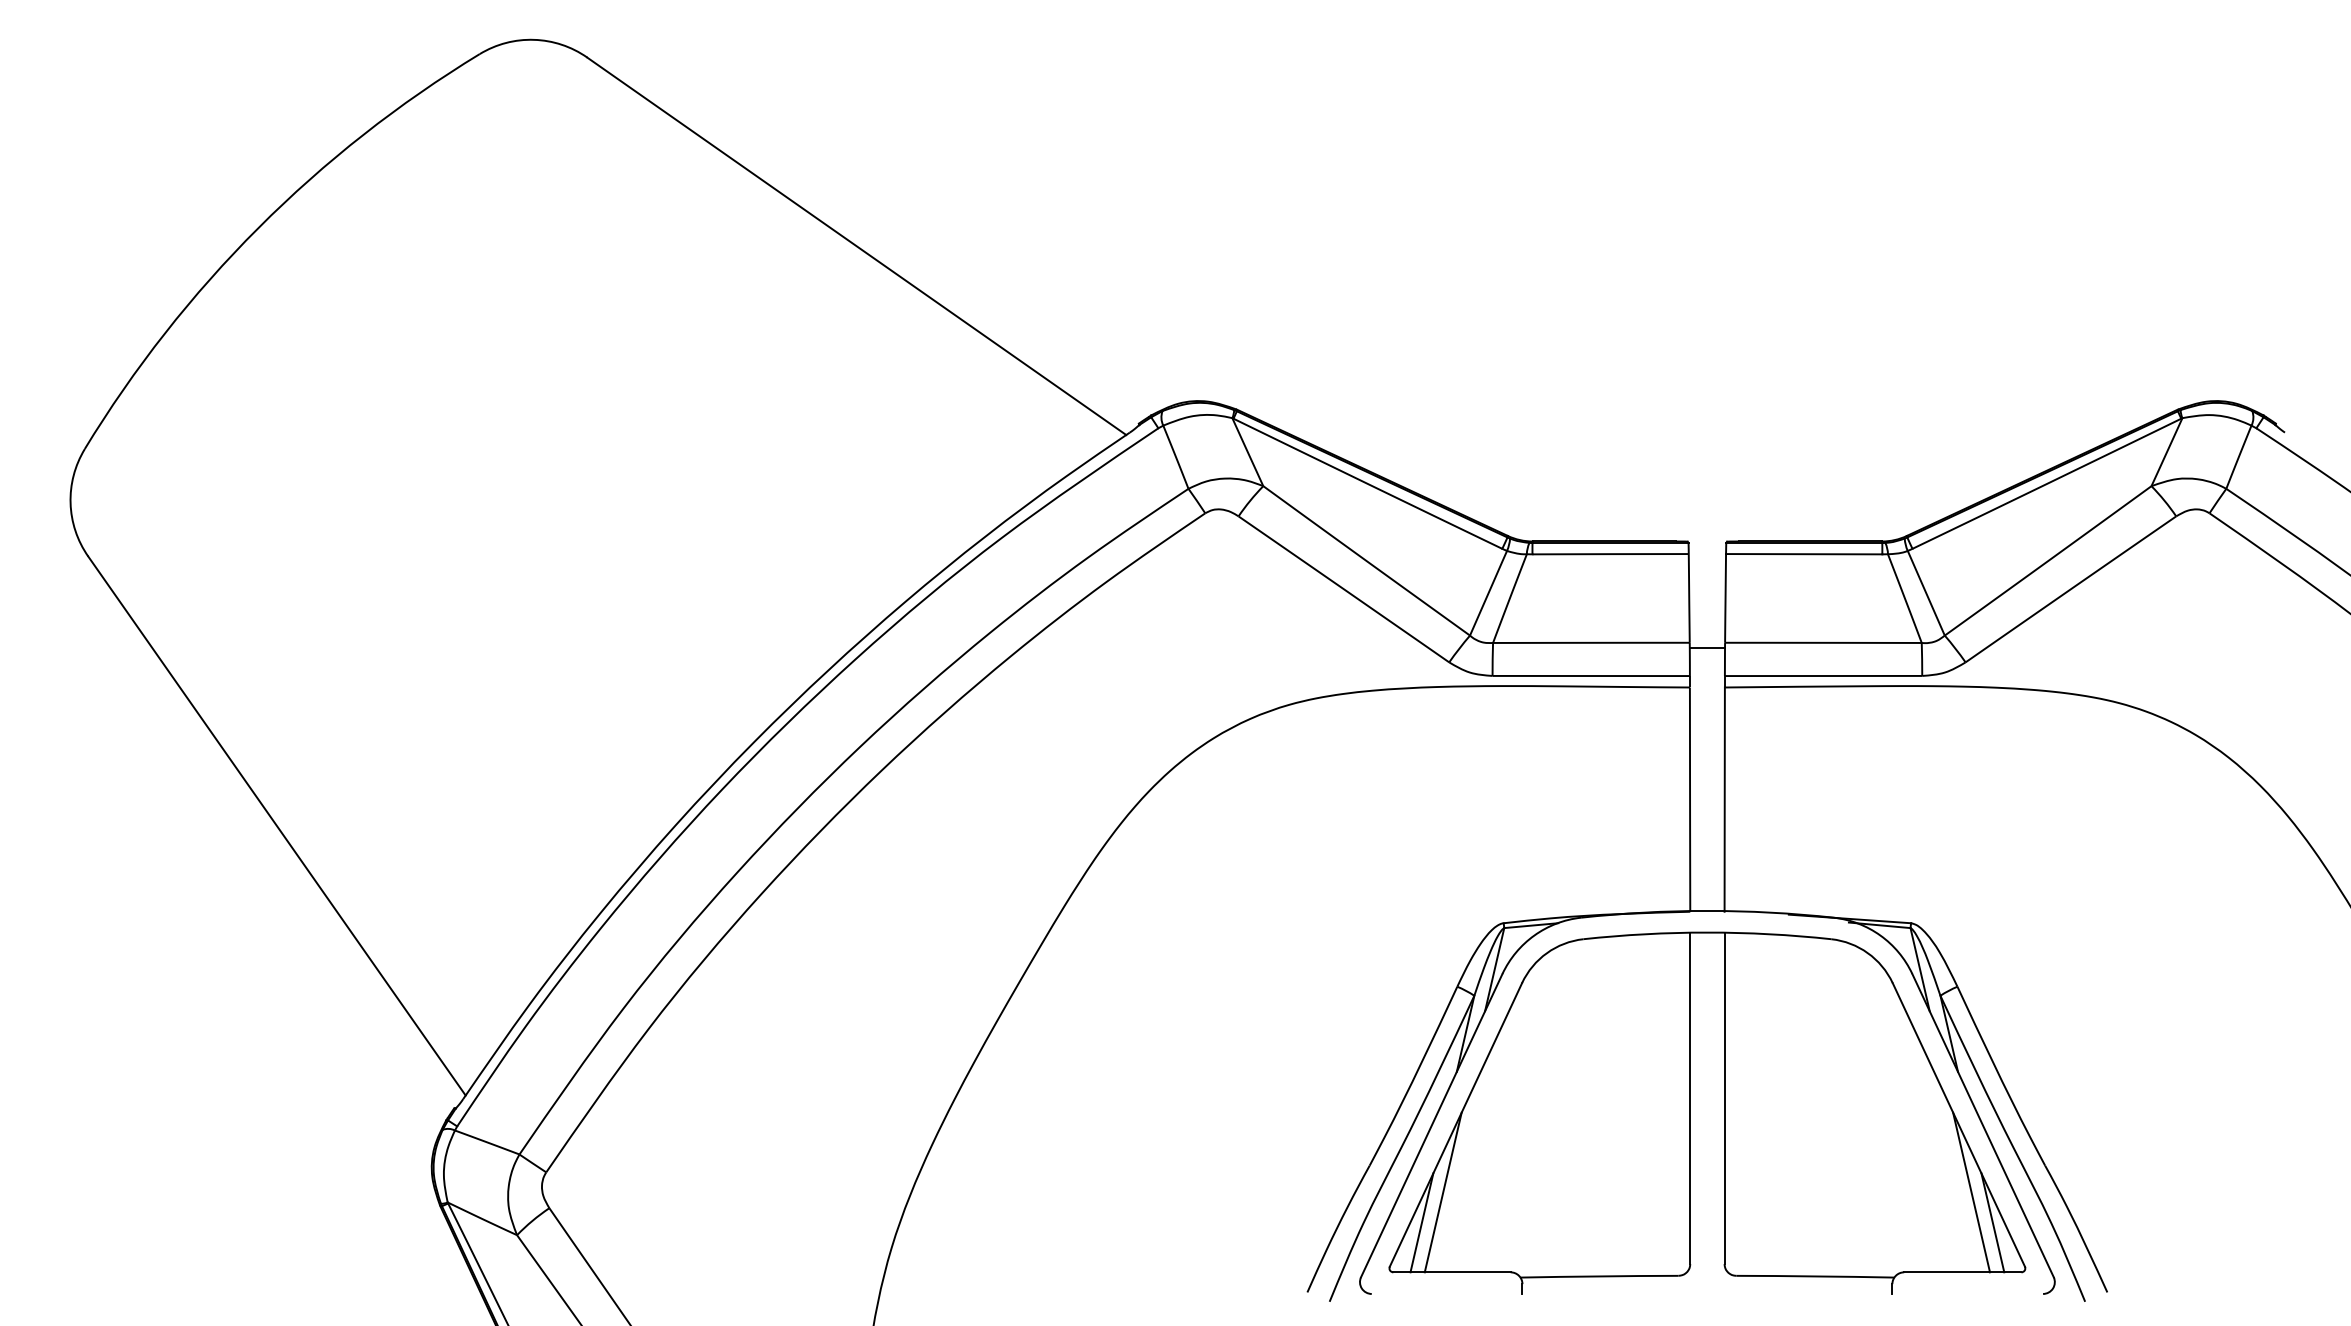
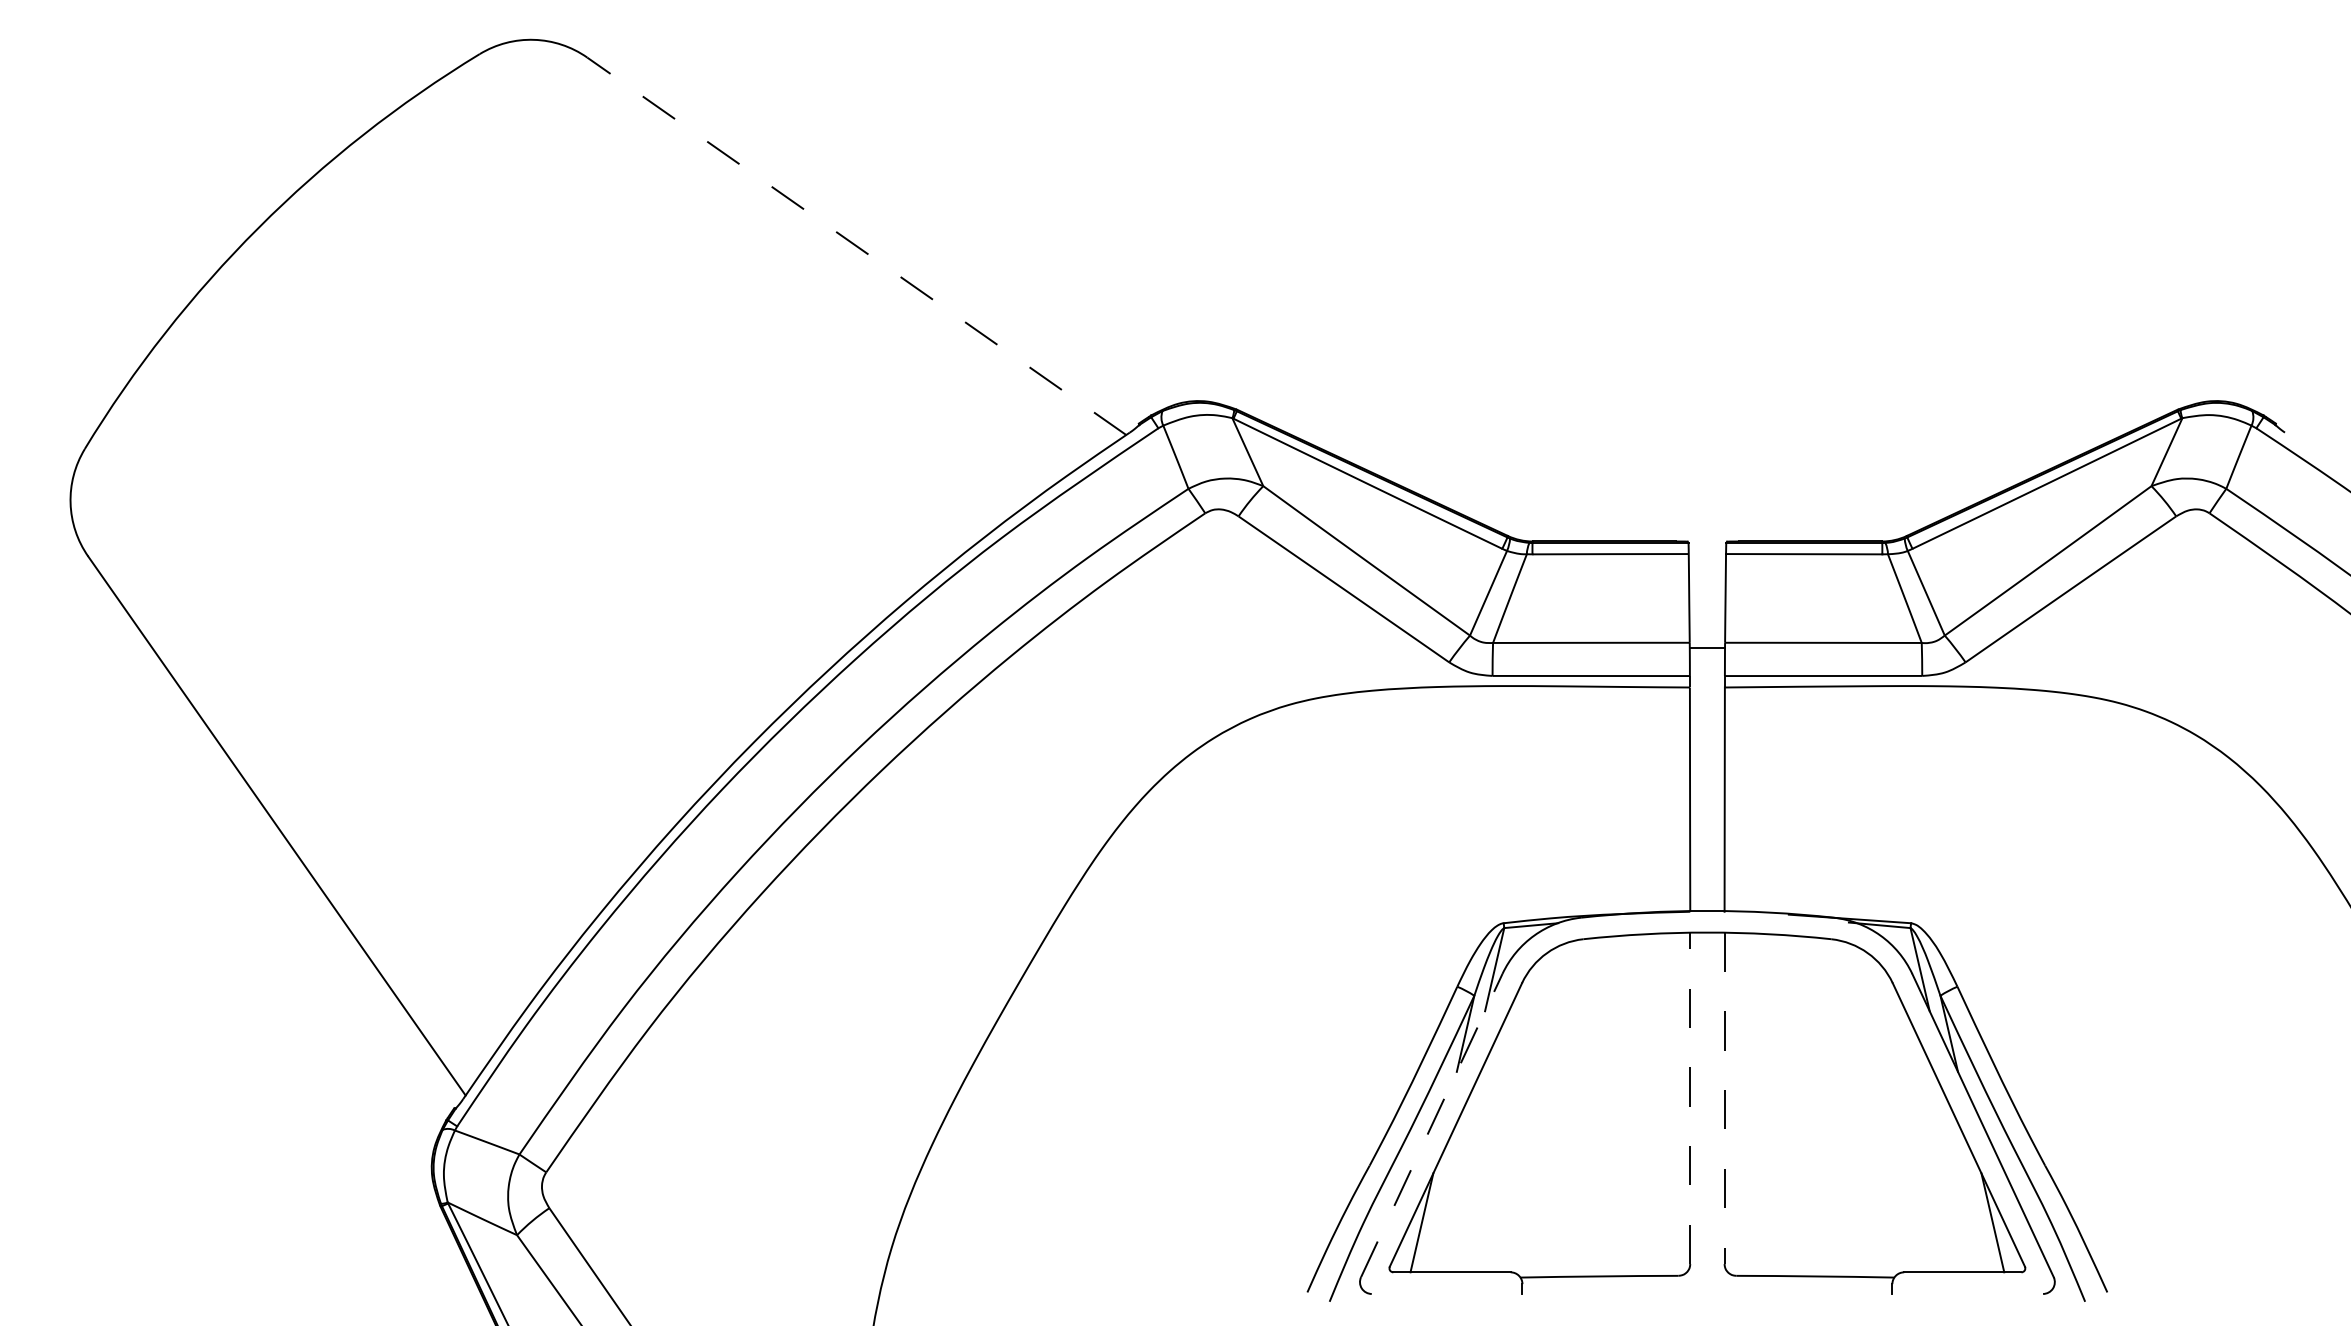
line: solid -> dashed (856, 246)
line: solid -> dashed (1690, 1098)
line: solid -> dashed (1724, 1098)
line: solid -> dashed (1431, 1125)
line: present -> none (1442, 1192)
line: present -> none (1971, 1192)
